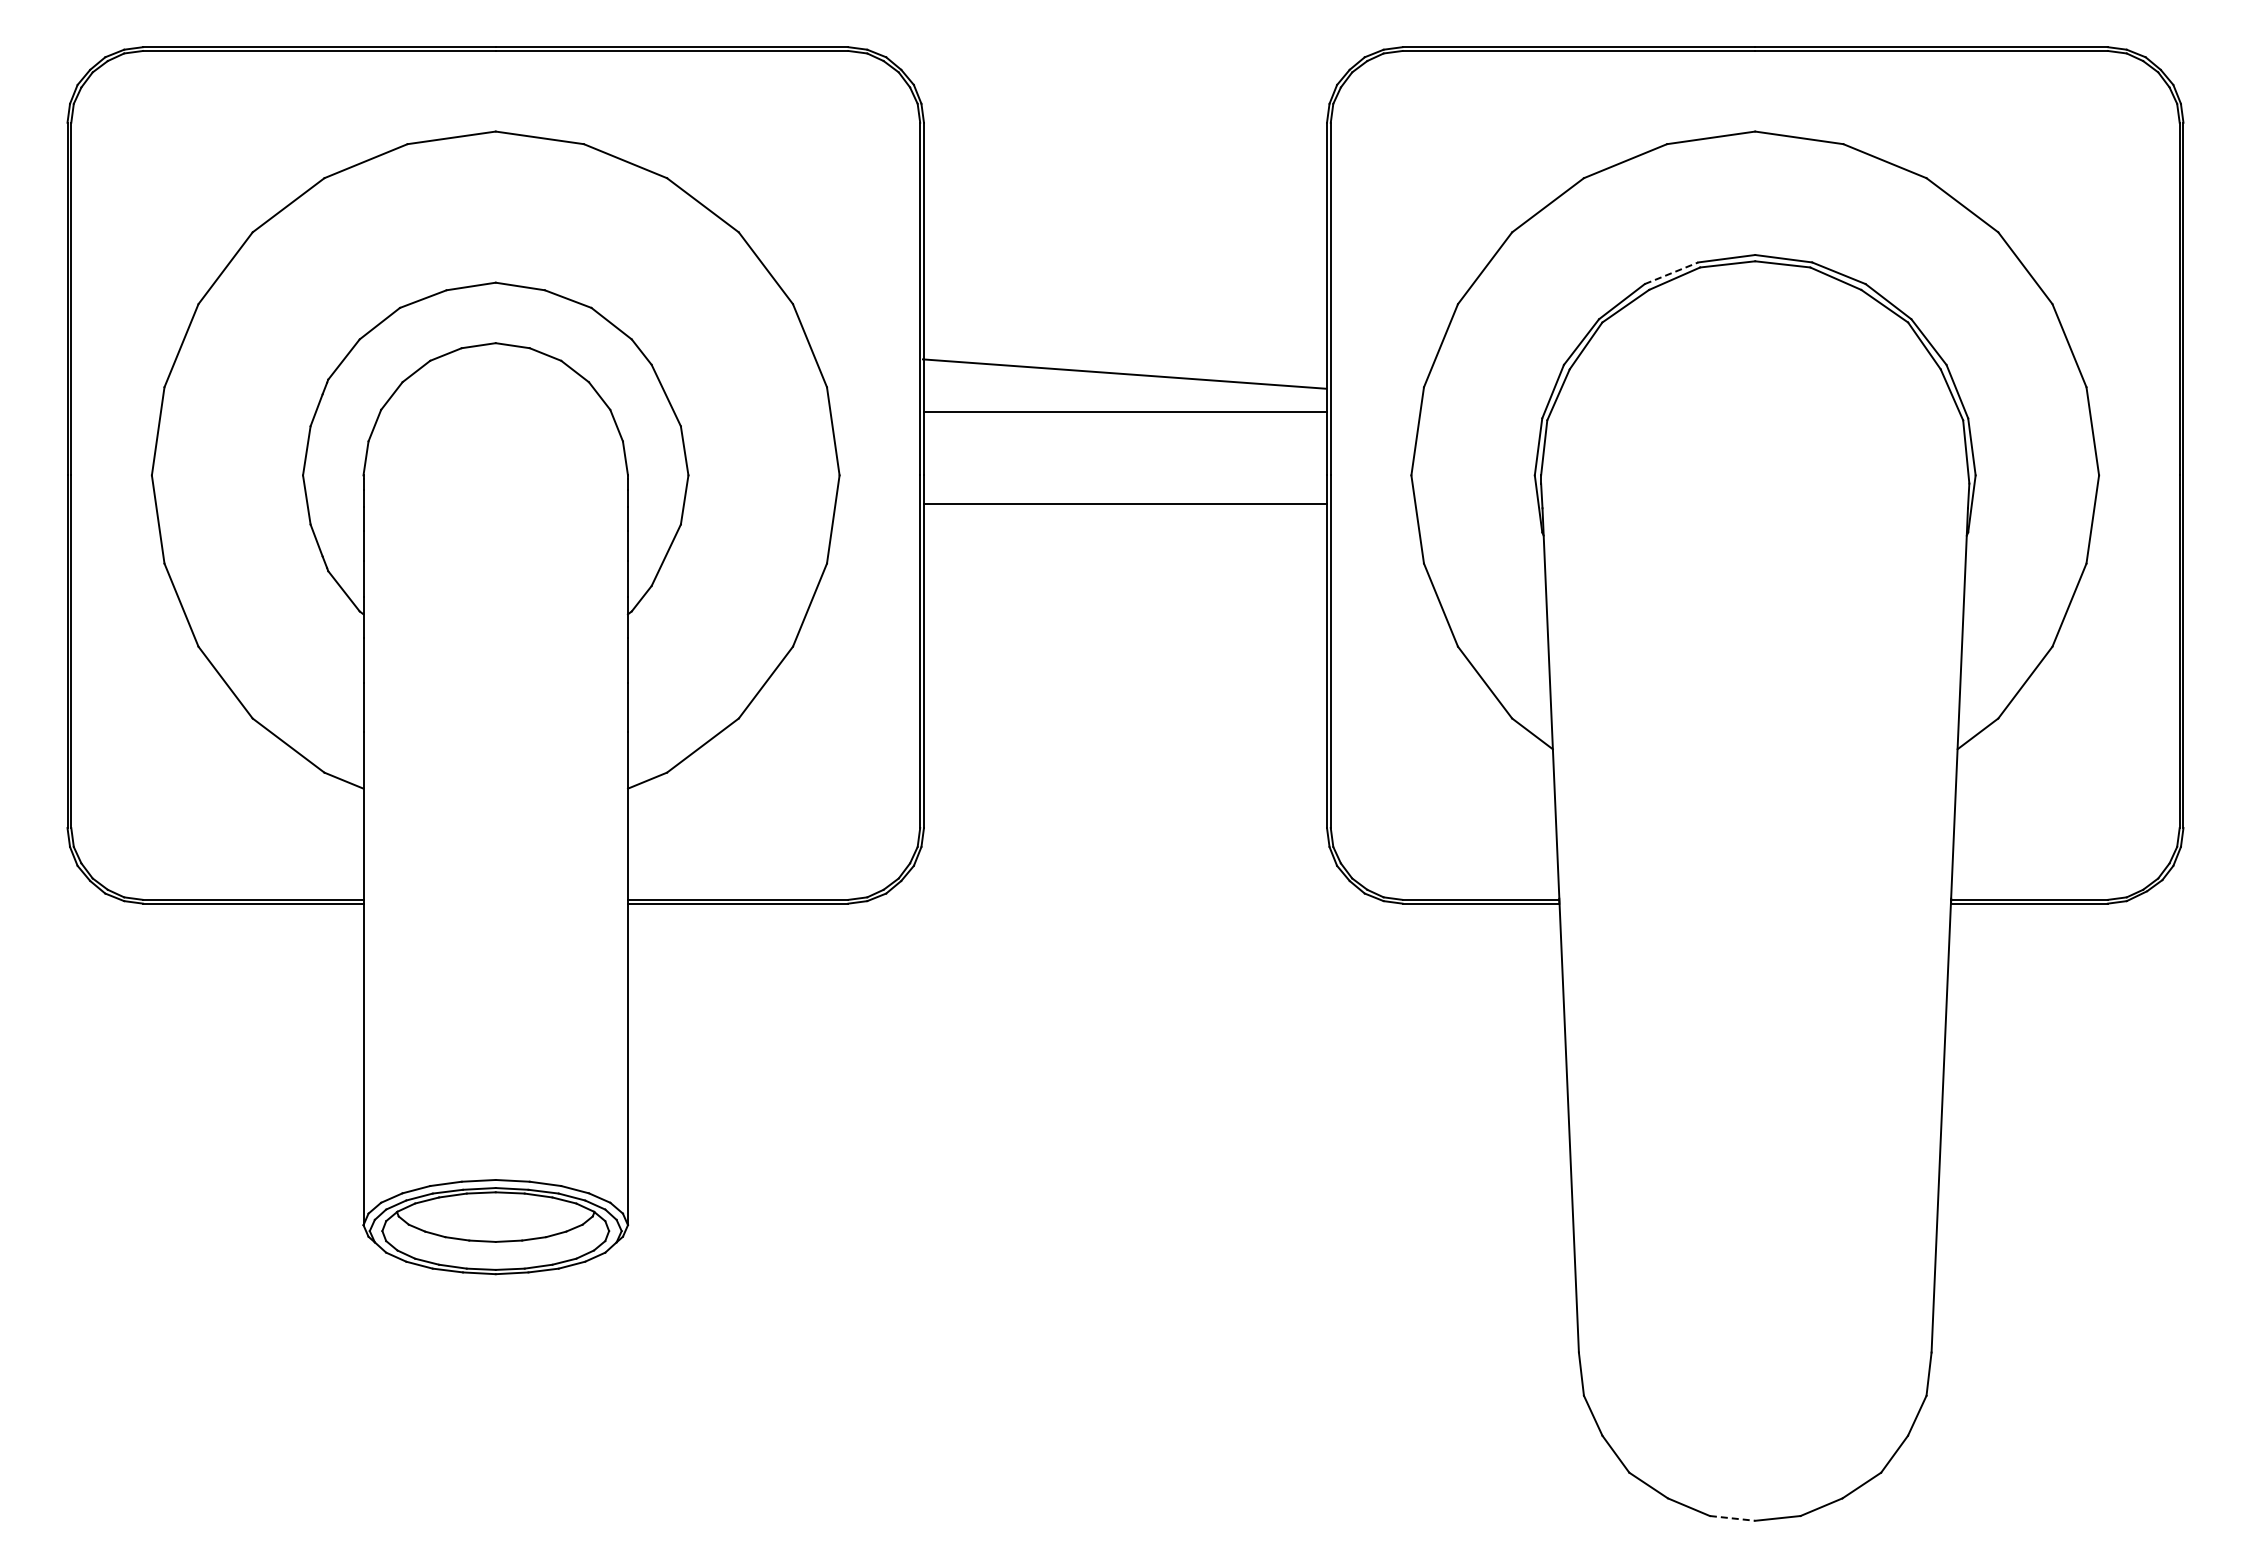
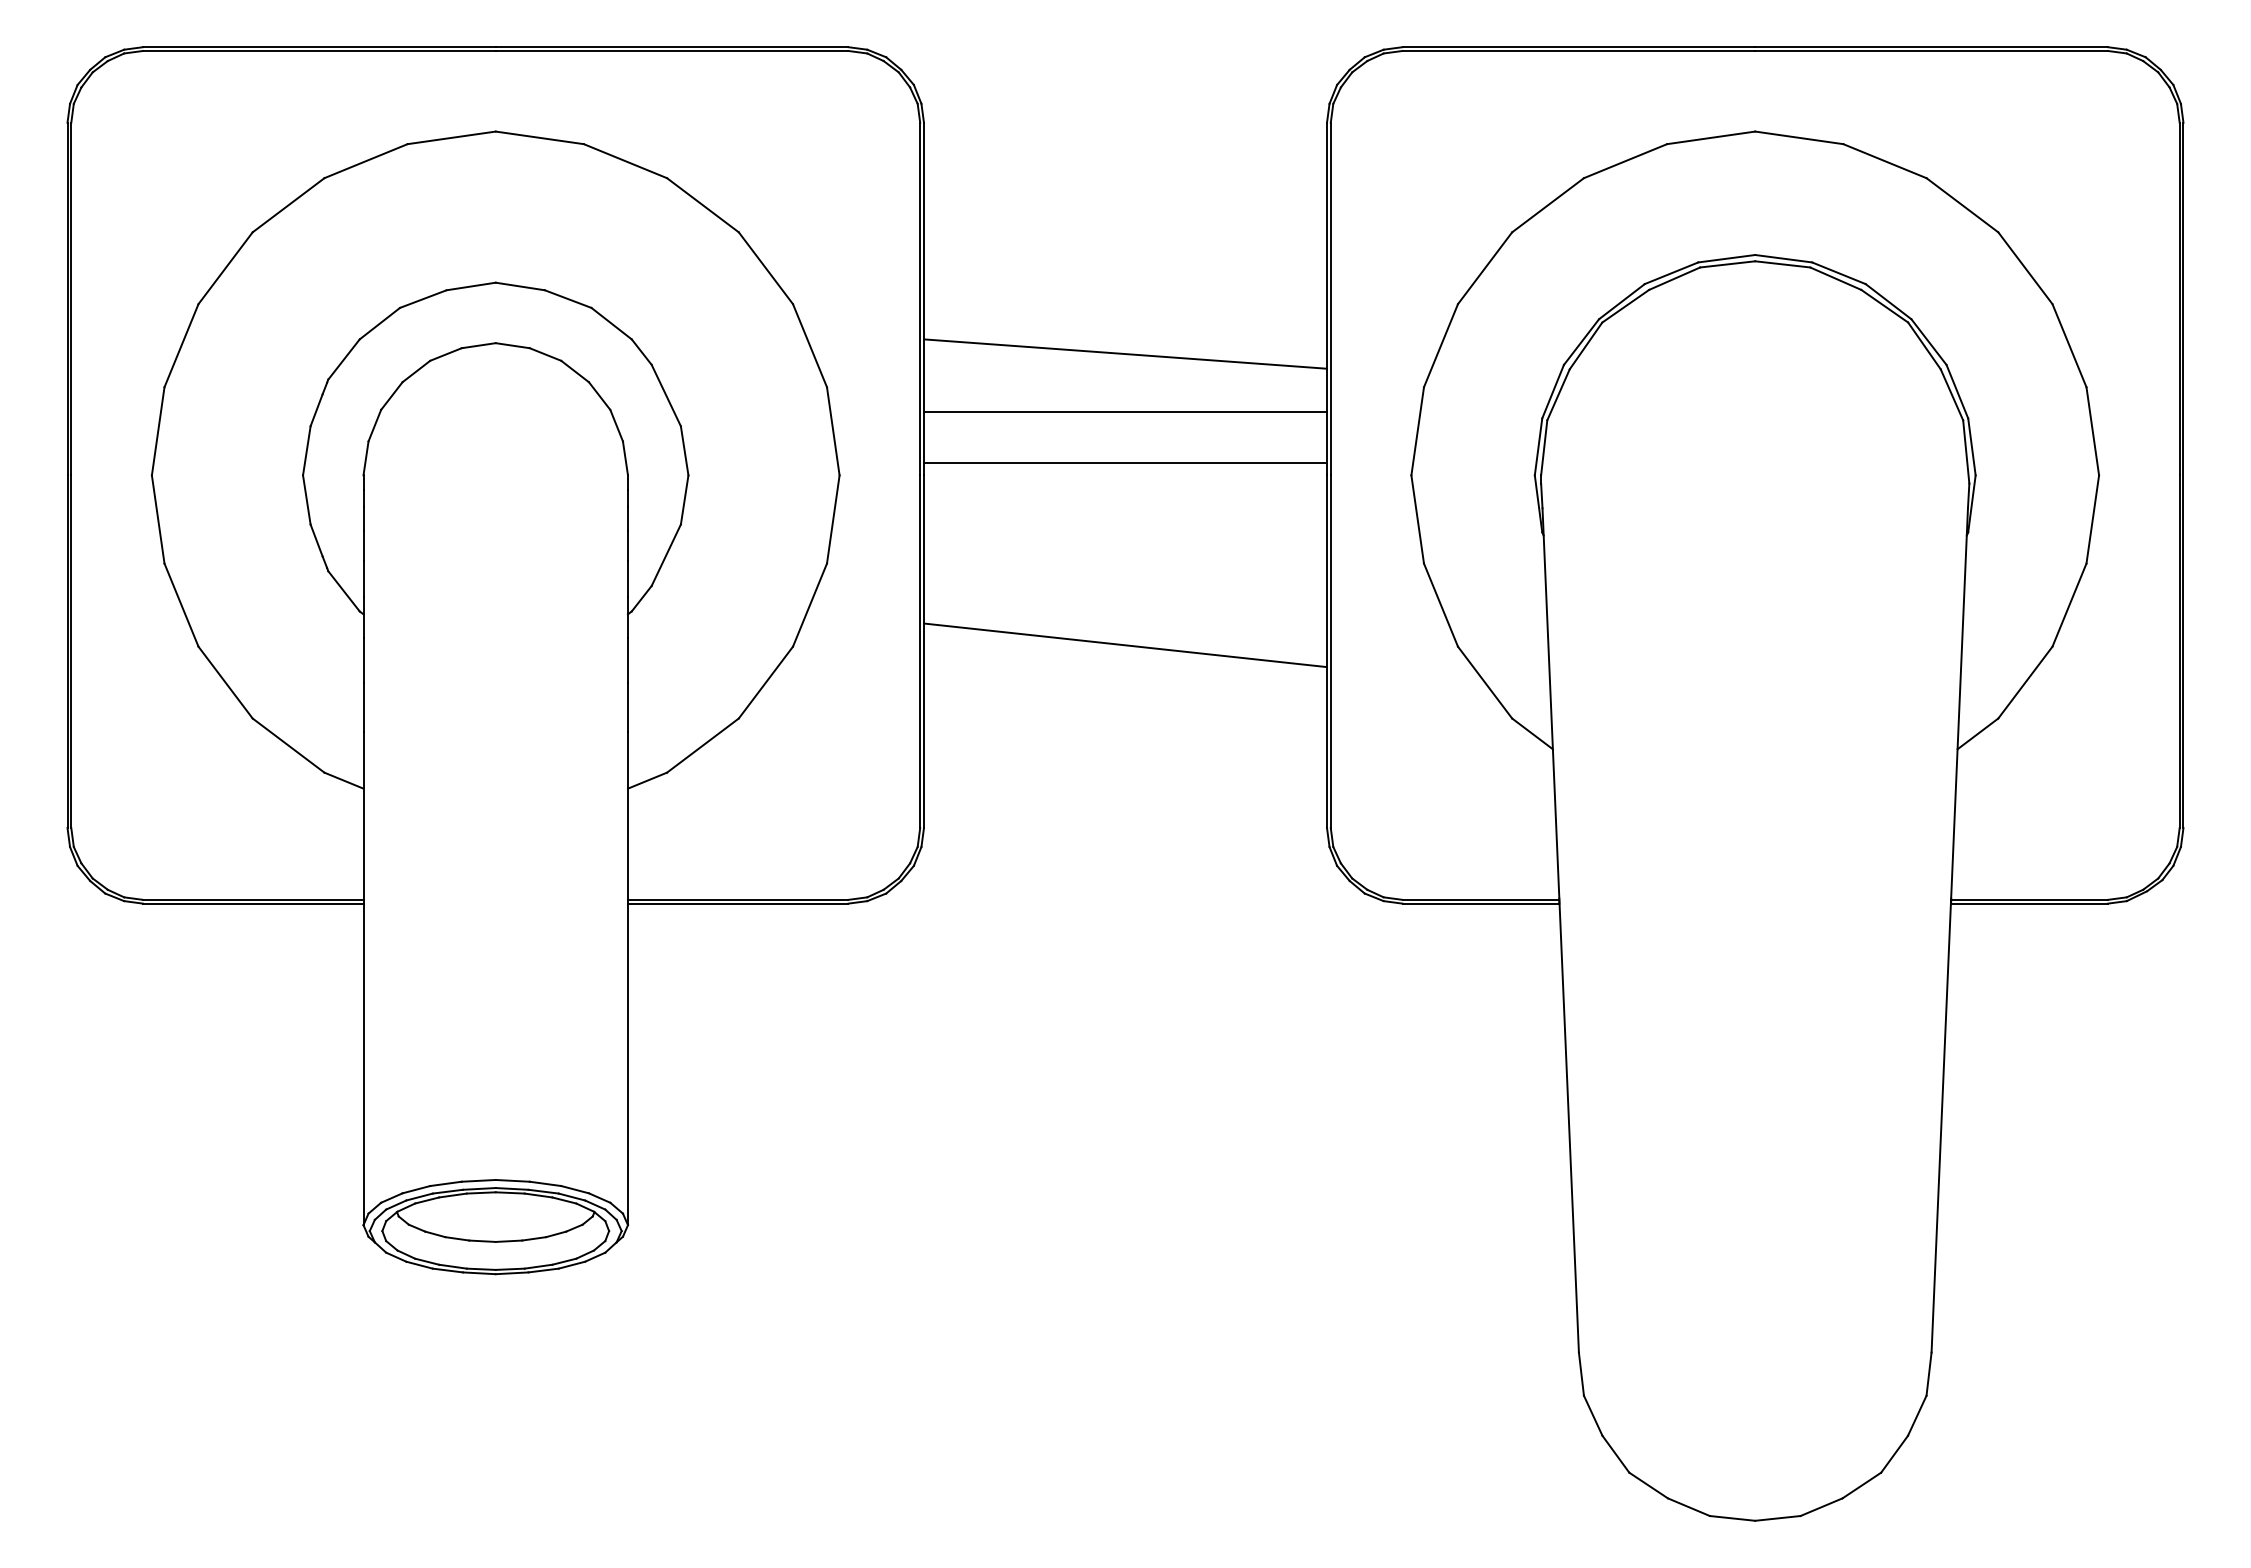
line: dashed -> solid (1671, 273)
line position: (1124, 373) -> (1125, 353) (1125, 353)
line position: (1125, 503) -> (1125, 462) (1125, 462)
line: none -> present (1125, 645)
line: dashed -> solid (1732, 1518)
